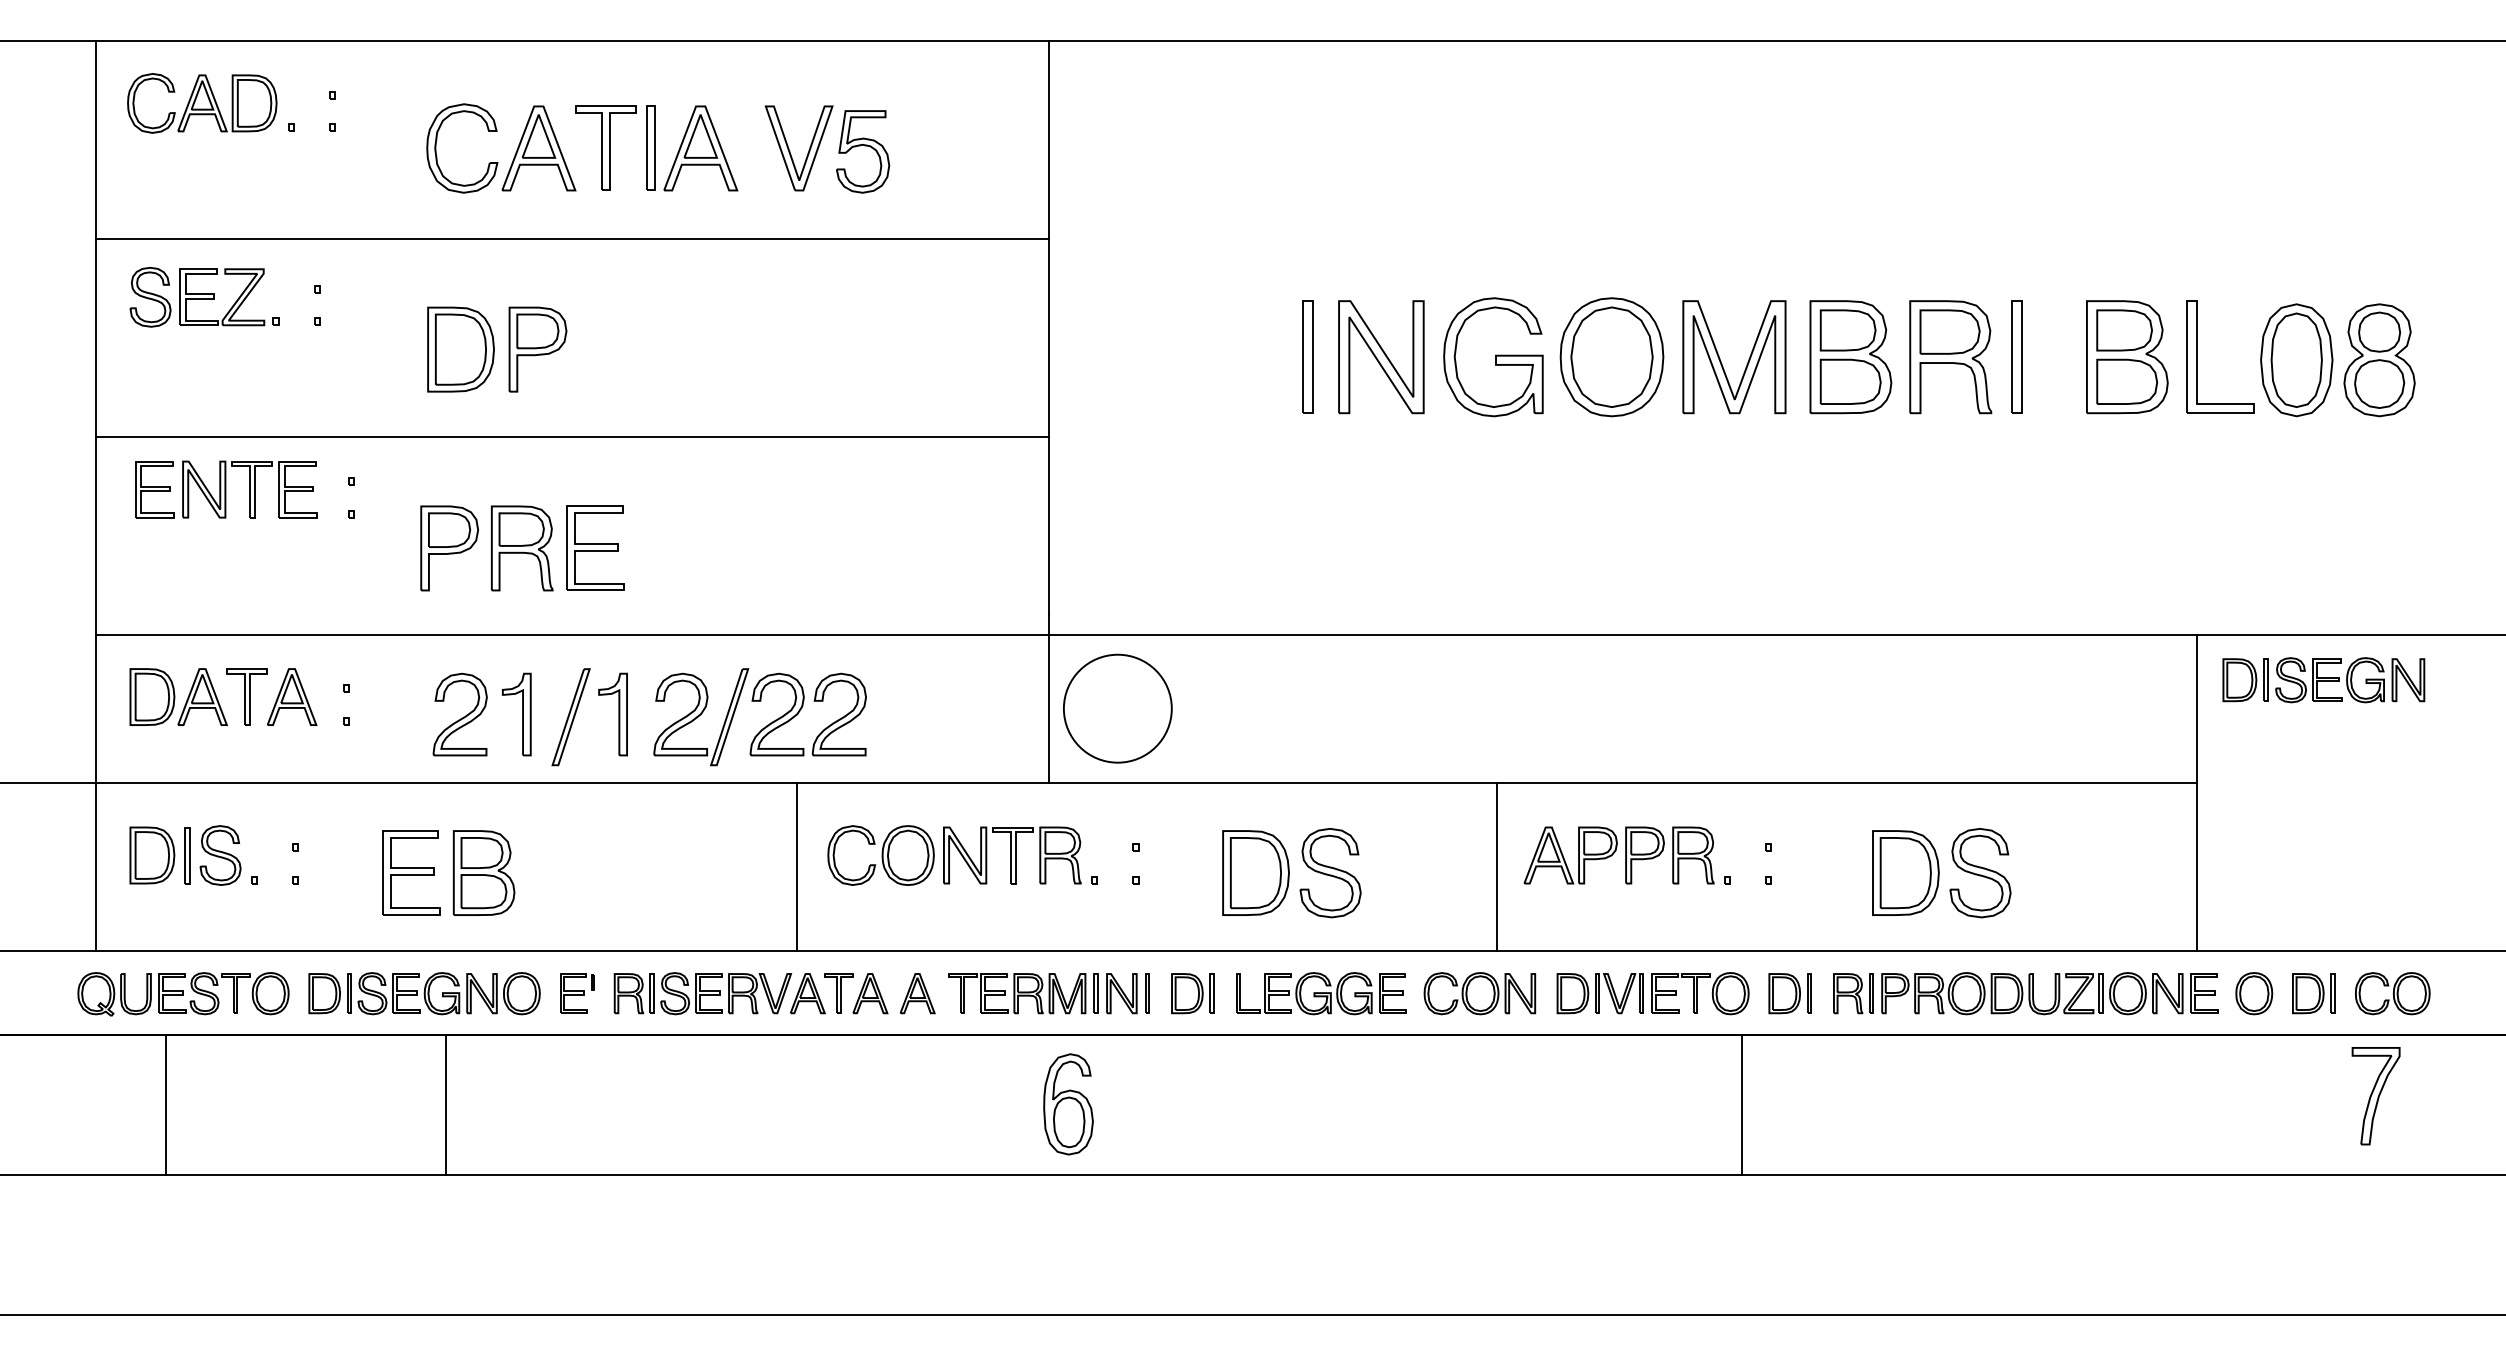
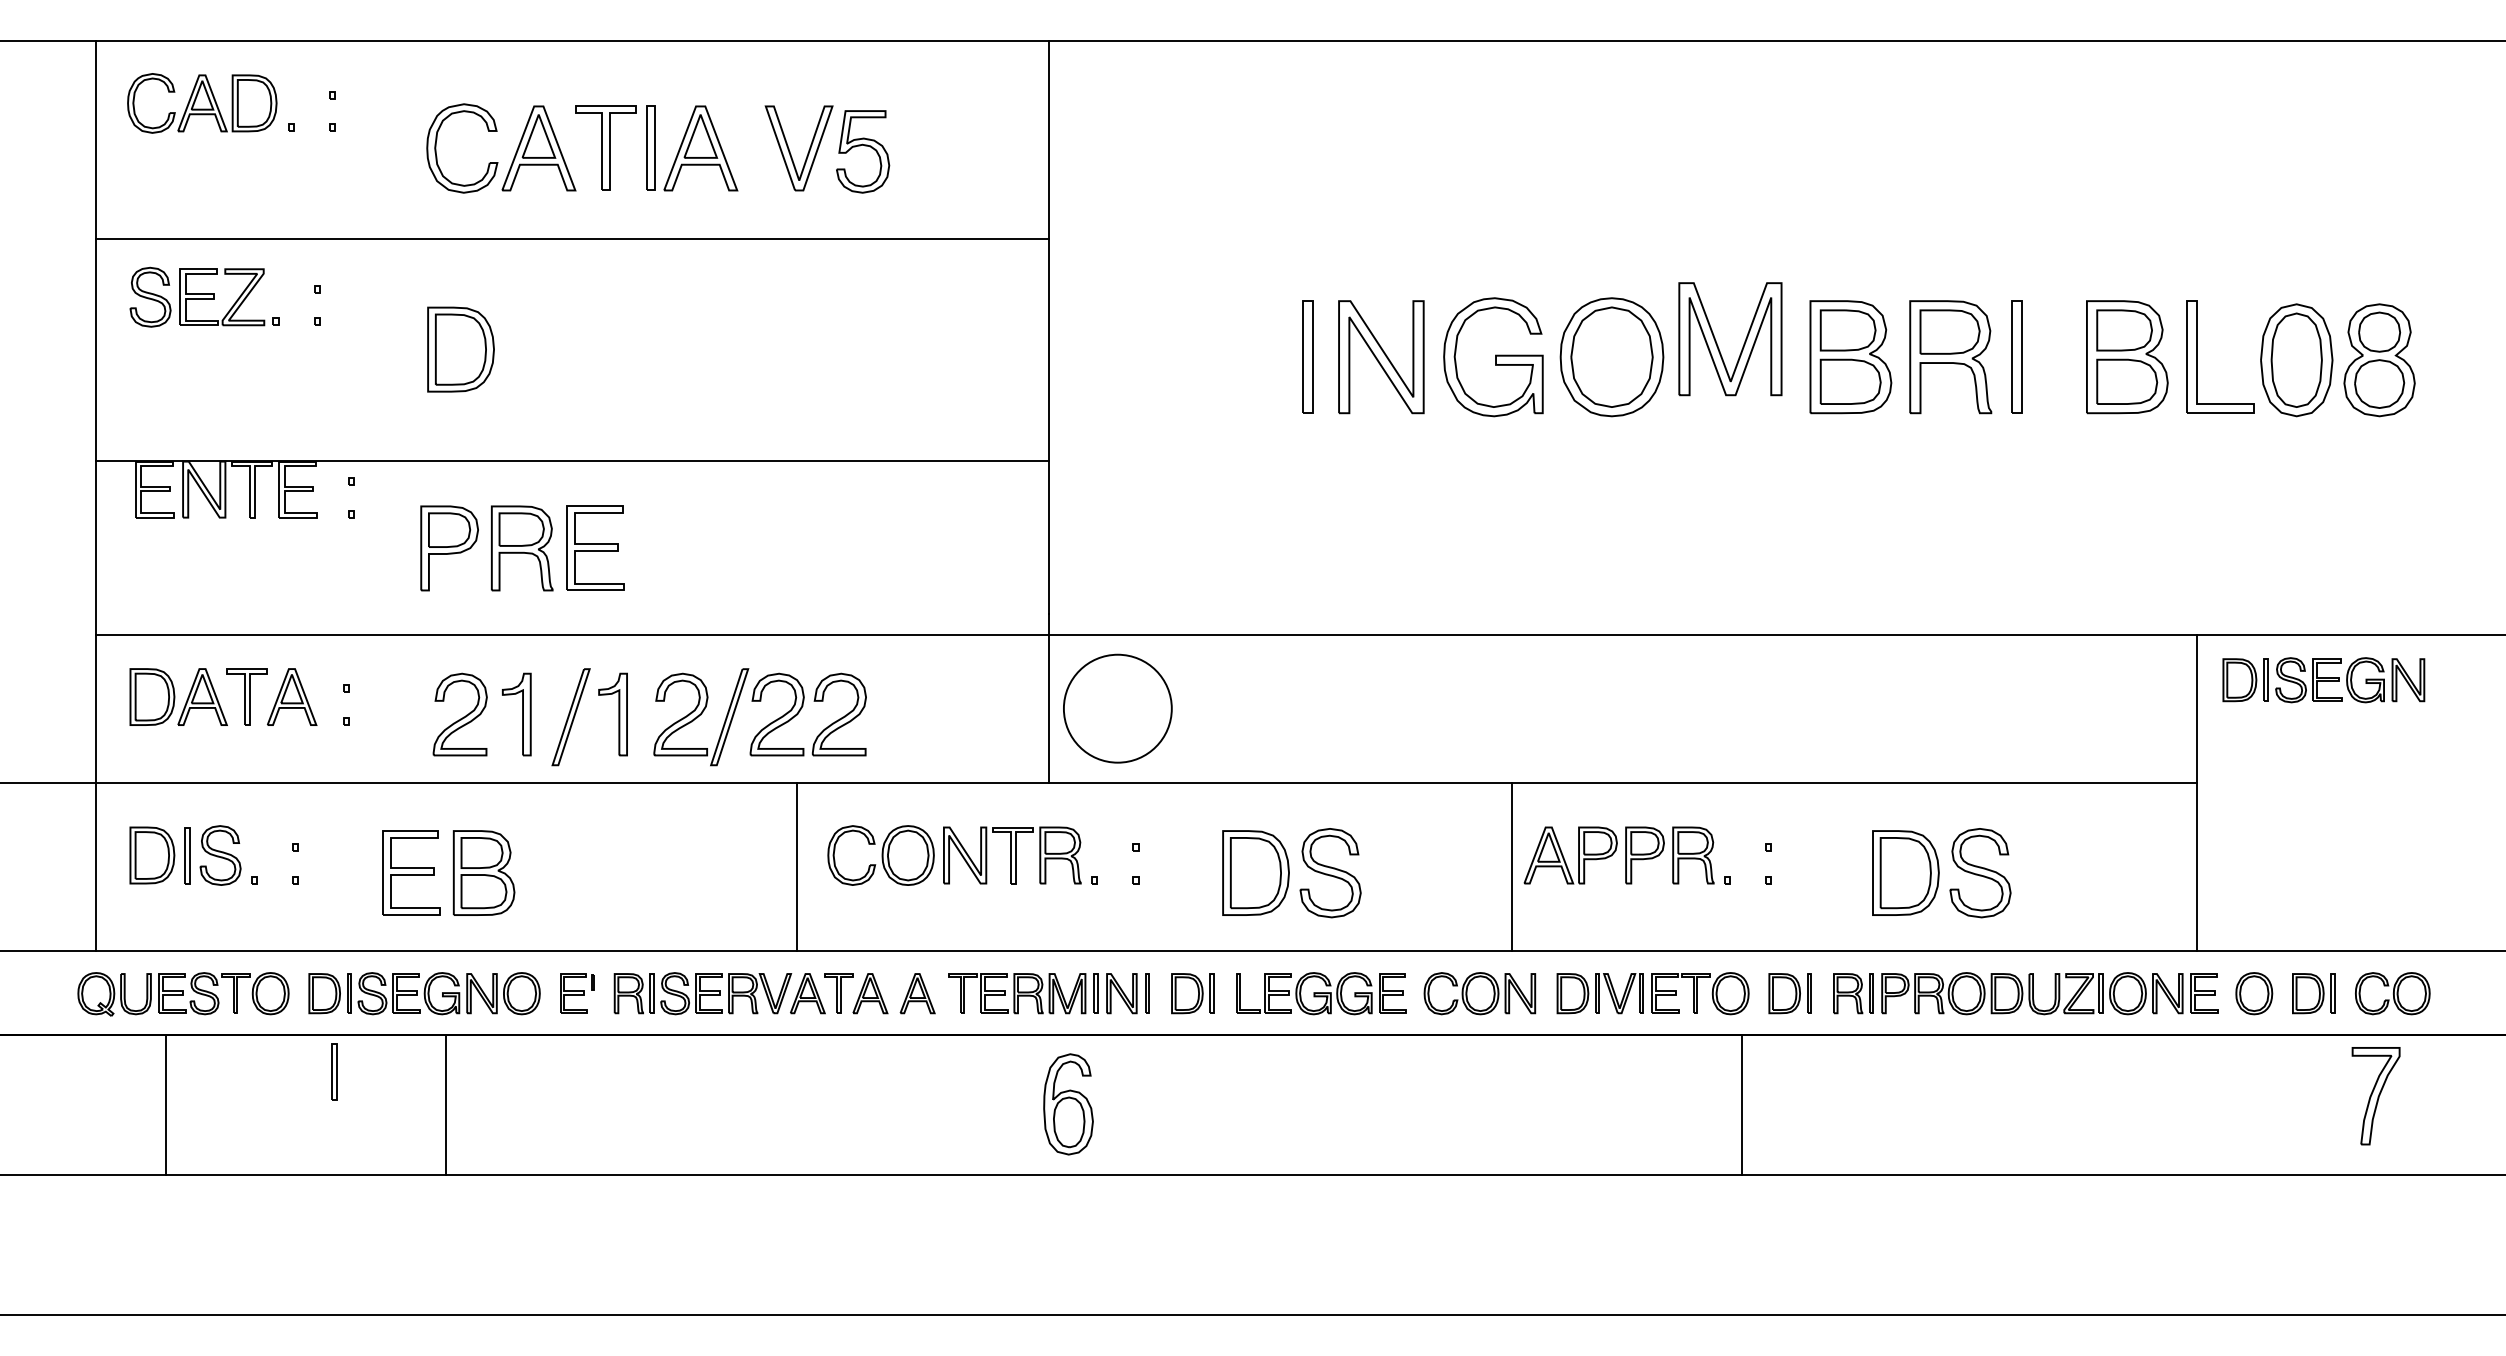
part: present -> none (537, 349)
part position: (1722, 363) -> (1718, 345) (1718, 345)
line position: (572, 436) -> (572, 460) (572, 460)
line position: (1496, 867) -> (1511, 867) (1511, 867)
part: none -> present (334, 1071)
